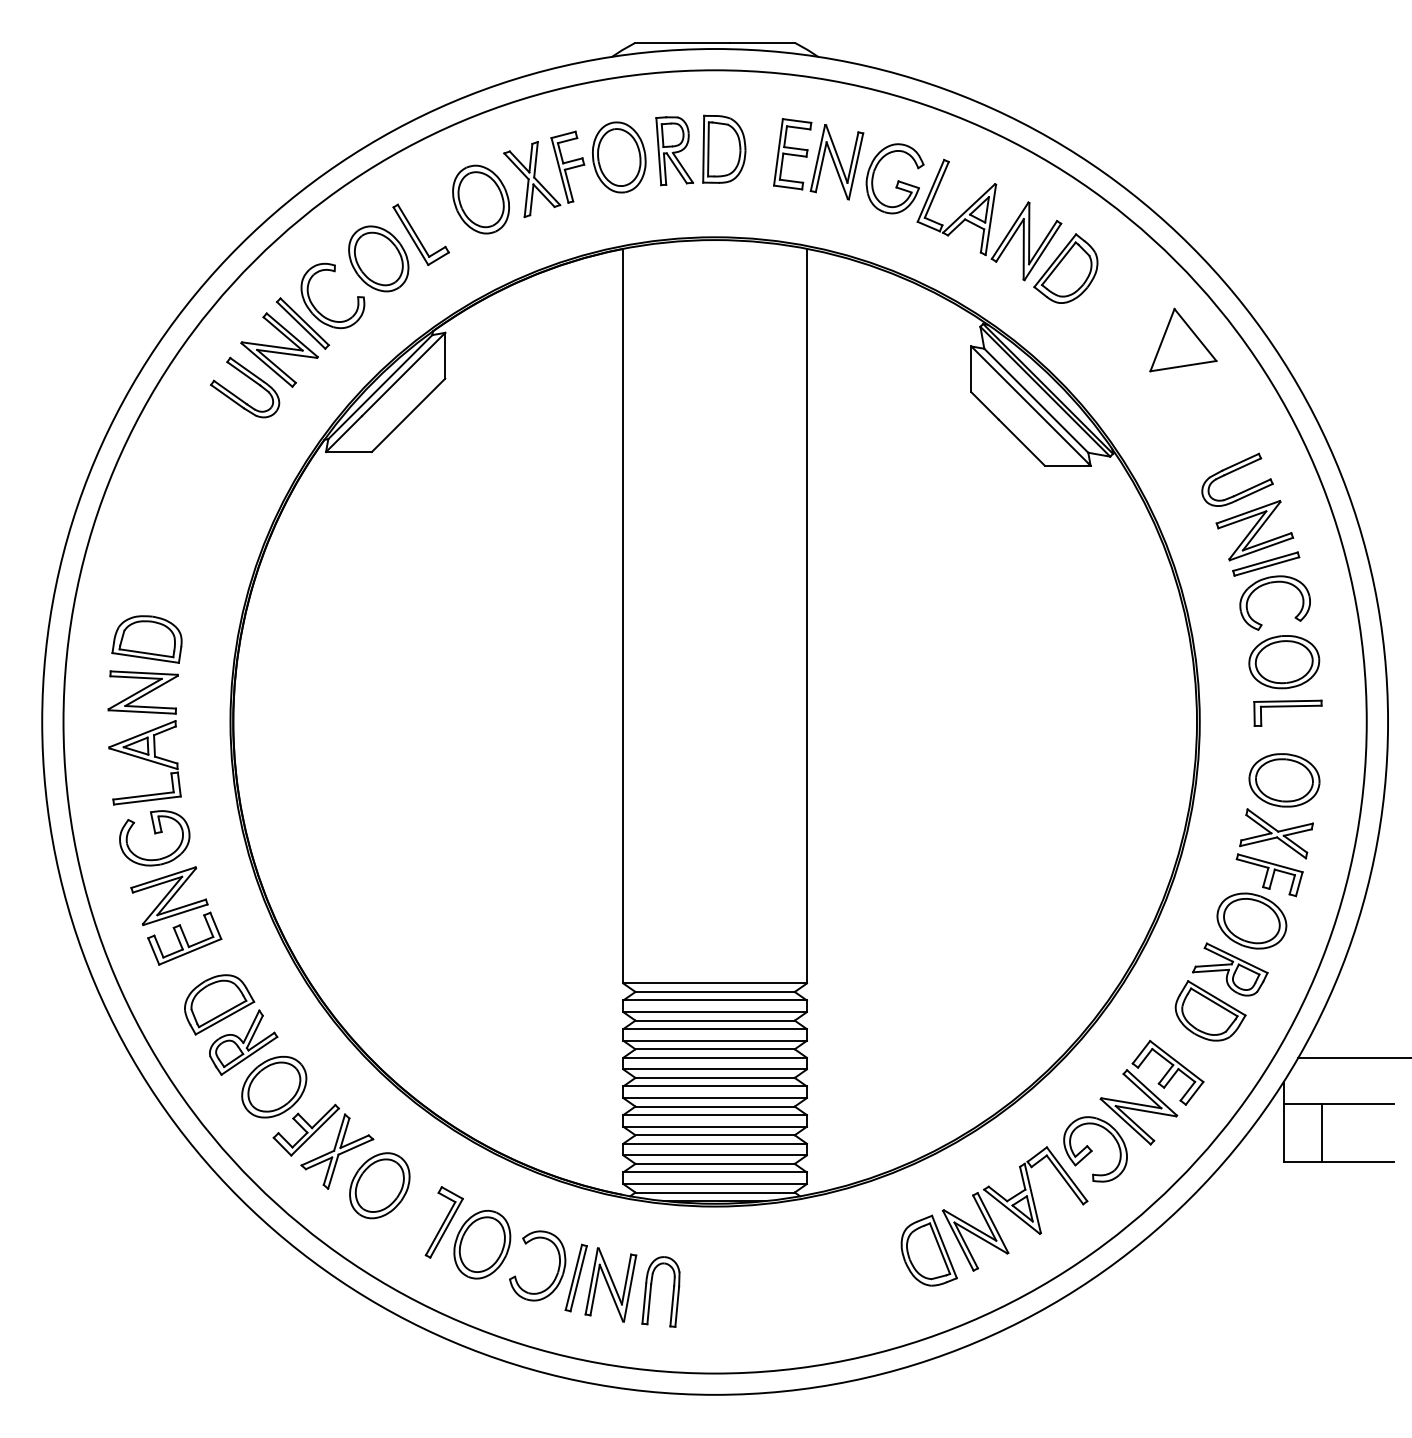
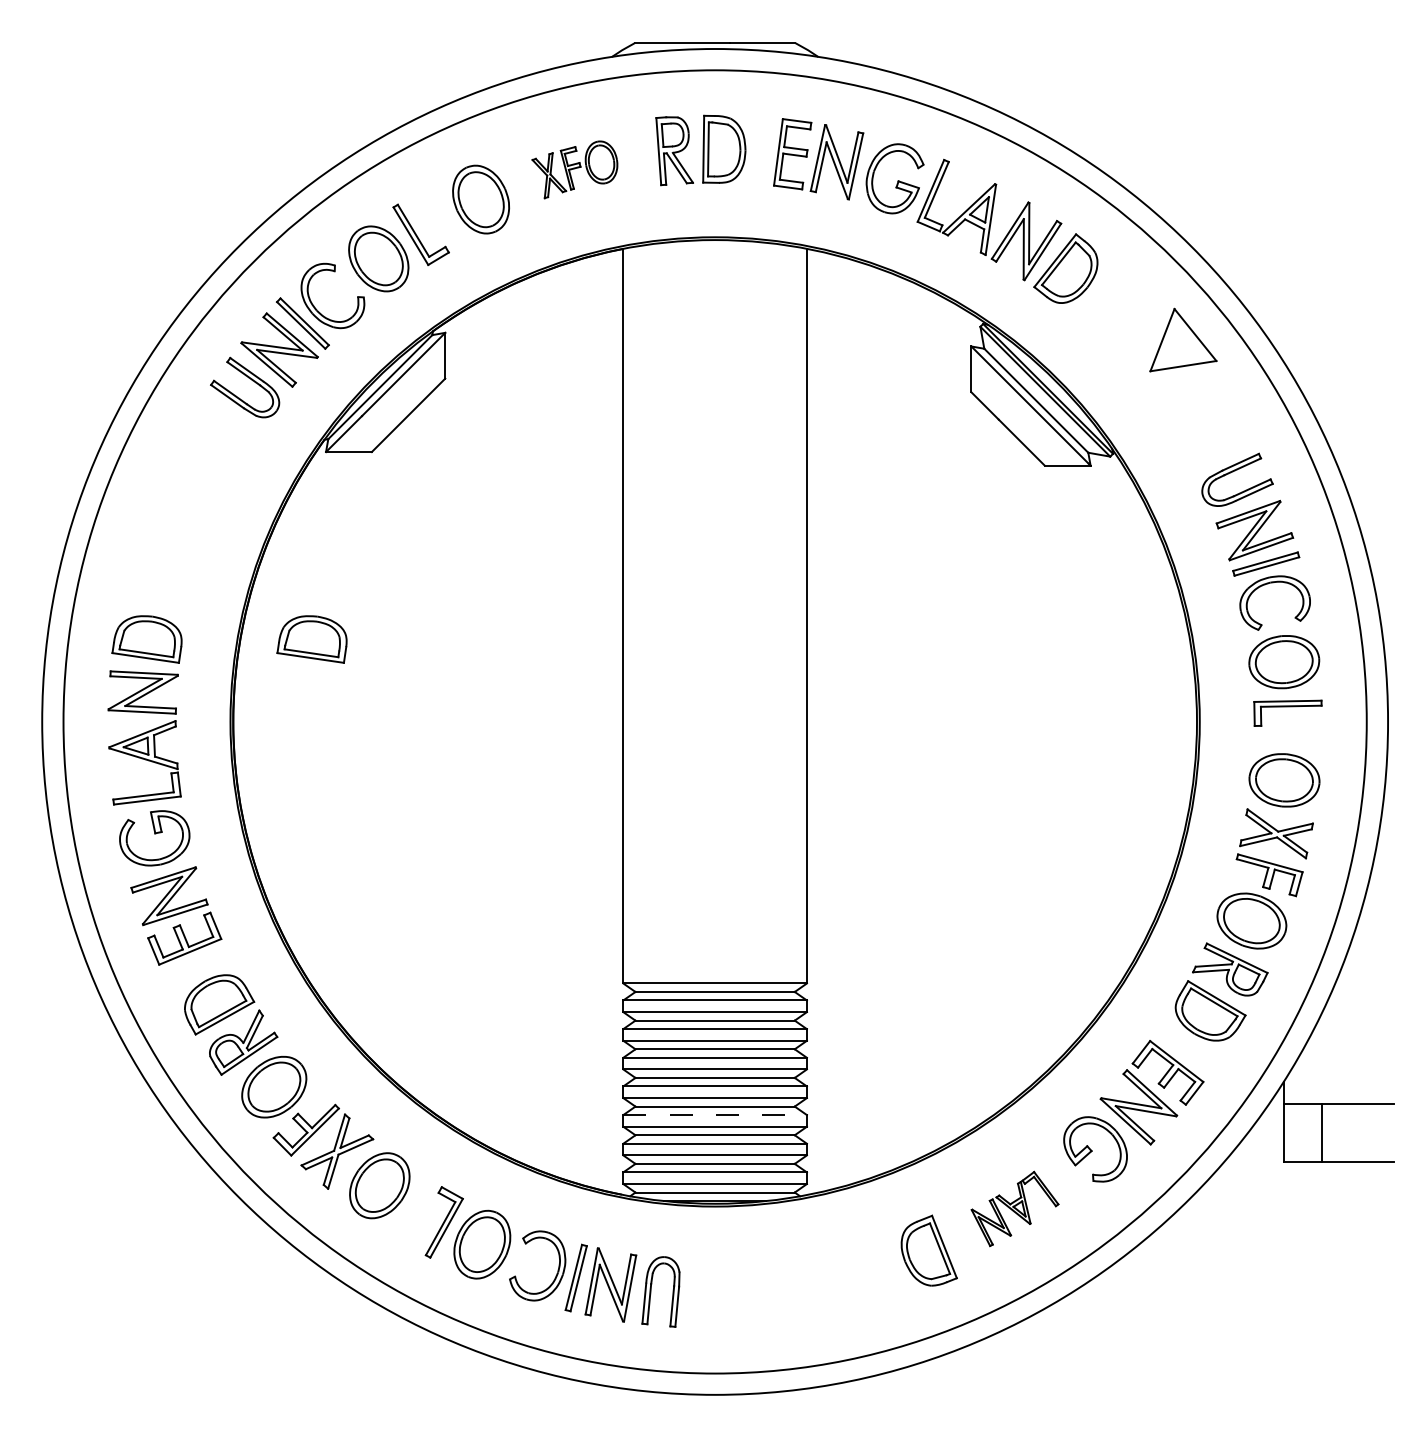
part size: 144x98 px -> 88x60 px (574, 169)
part: none -> present (311, 639)
line: present -> none (1353, 1057)
line: solid -> dashed (715, 1115)
part size: 148x126 px -> 90x78 px (1014, 1208)
